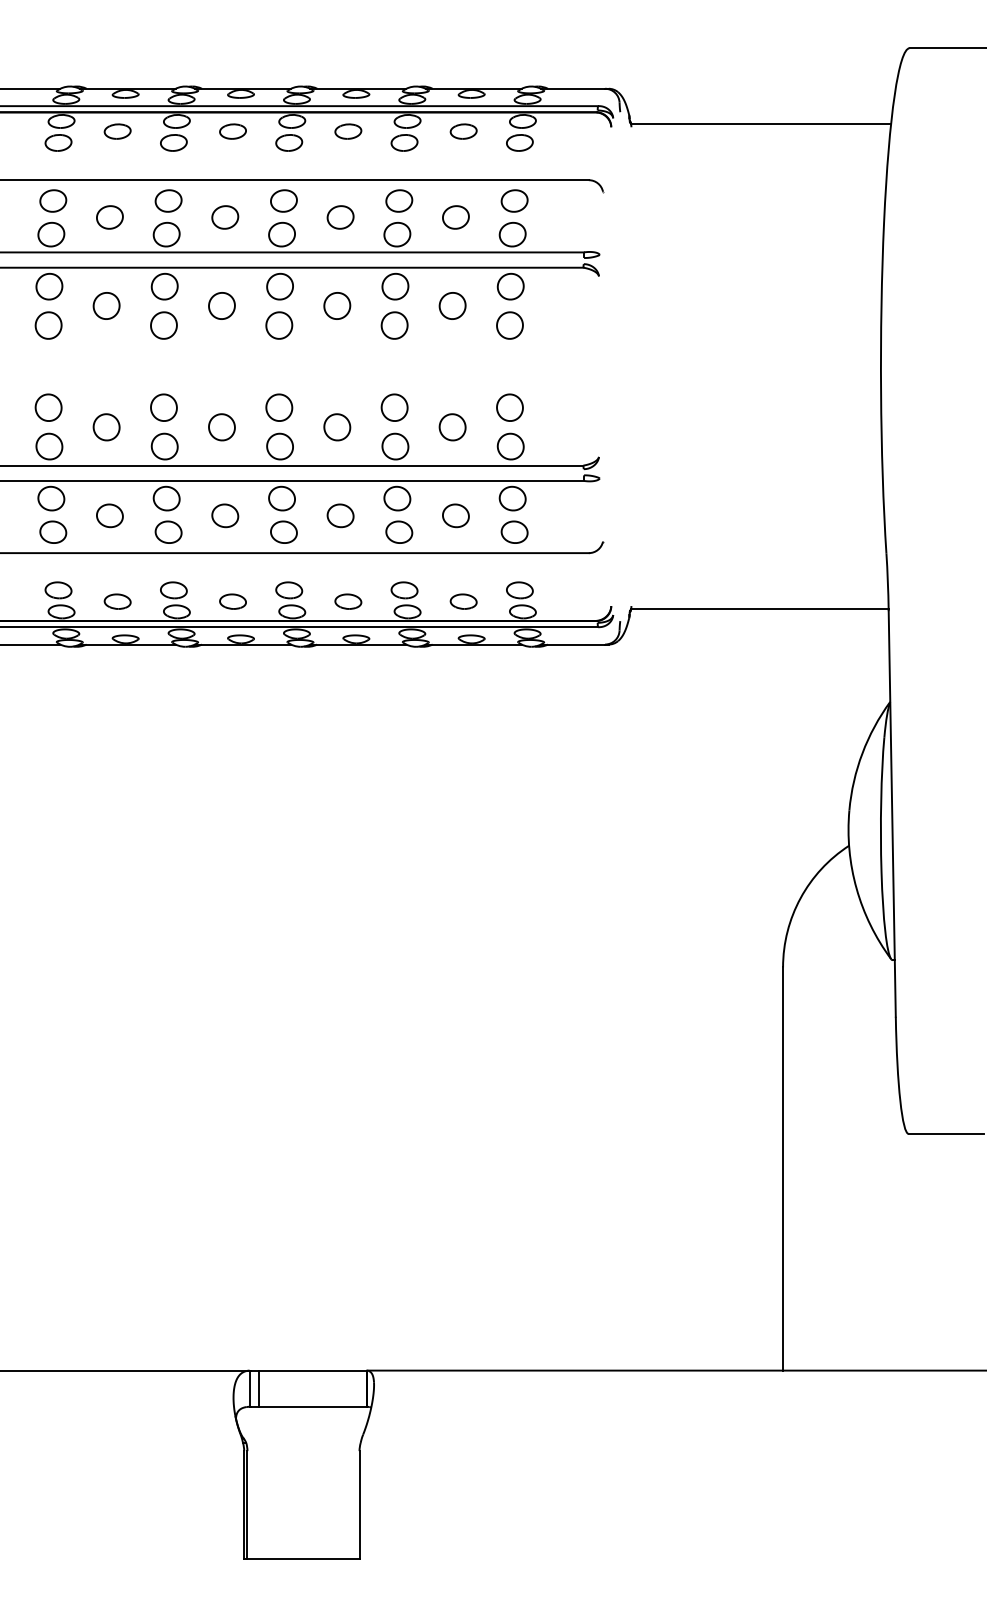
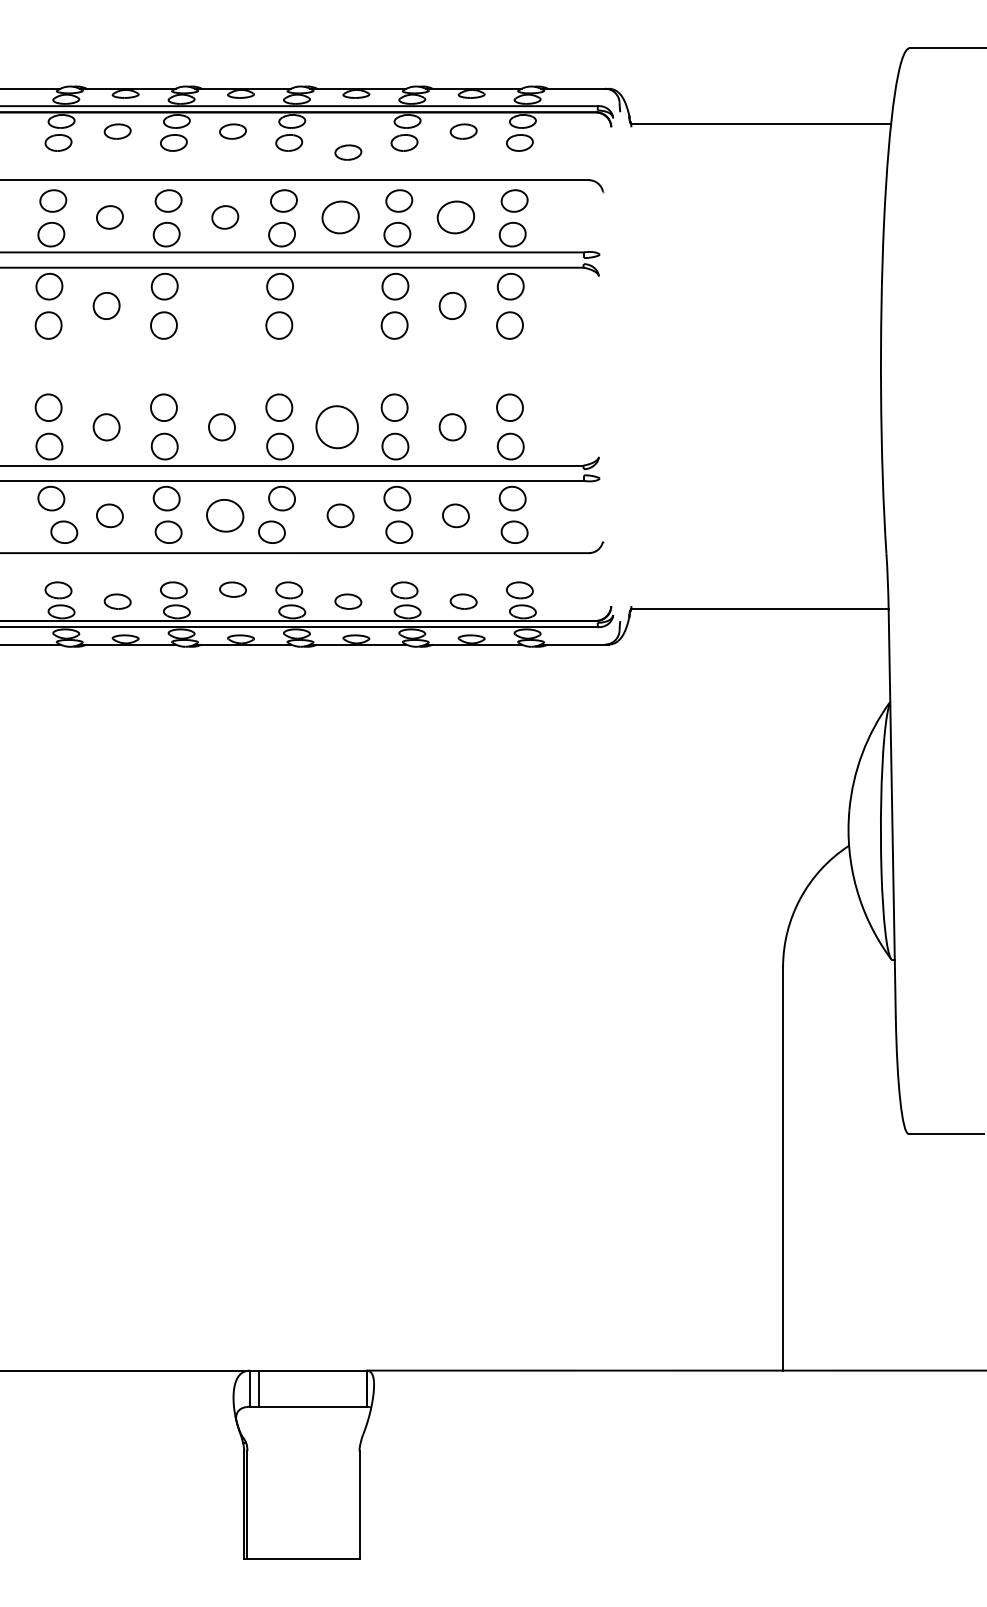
part position: (348, 131) -> (348, 152) (348, 152)
part size: 29x25 px -> 39x35 px (340, 217)
part size: 28x25 px -> 39x35 px (455, 217)
part: present -> none (221, 305)
part: present -> none (337, 305)
part size: 29x29 px -> 44x45 px (336, 427)
part size: 29x26 px -> 39x34 px (225, 515)
part position: (53, 531) -> (64, 531) (64, 531)
part position: (283, 531) -> (271, 531) (271, 531)
part position: (232, 601) -> (232, 589) (232, 589)
